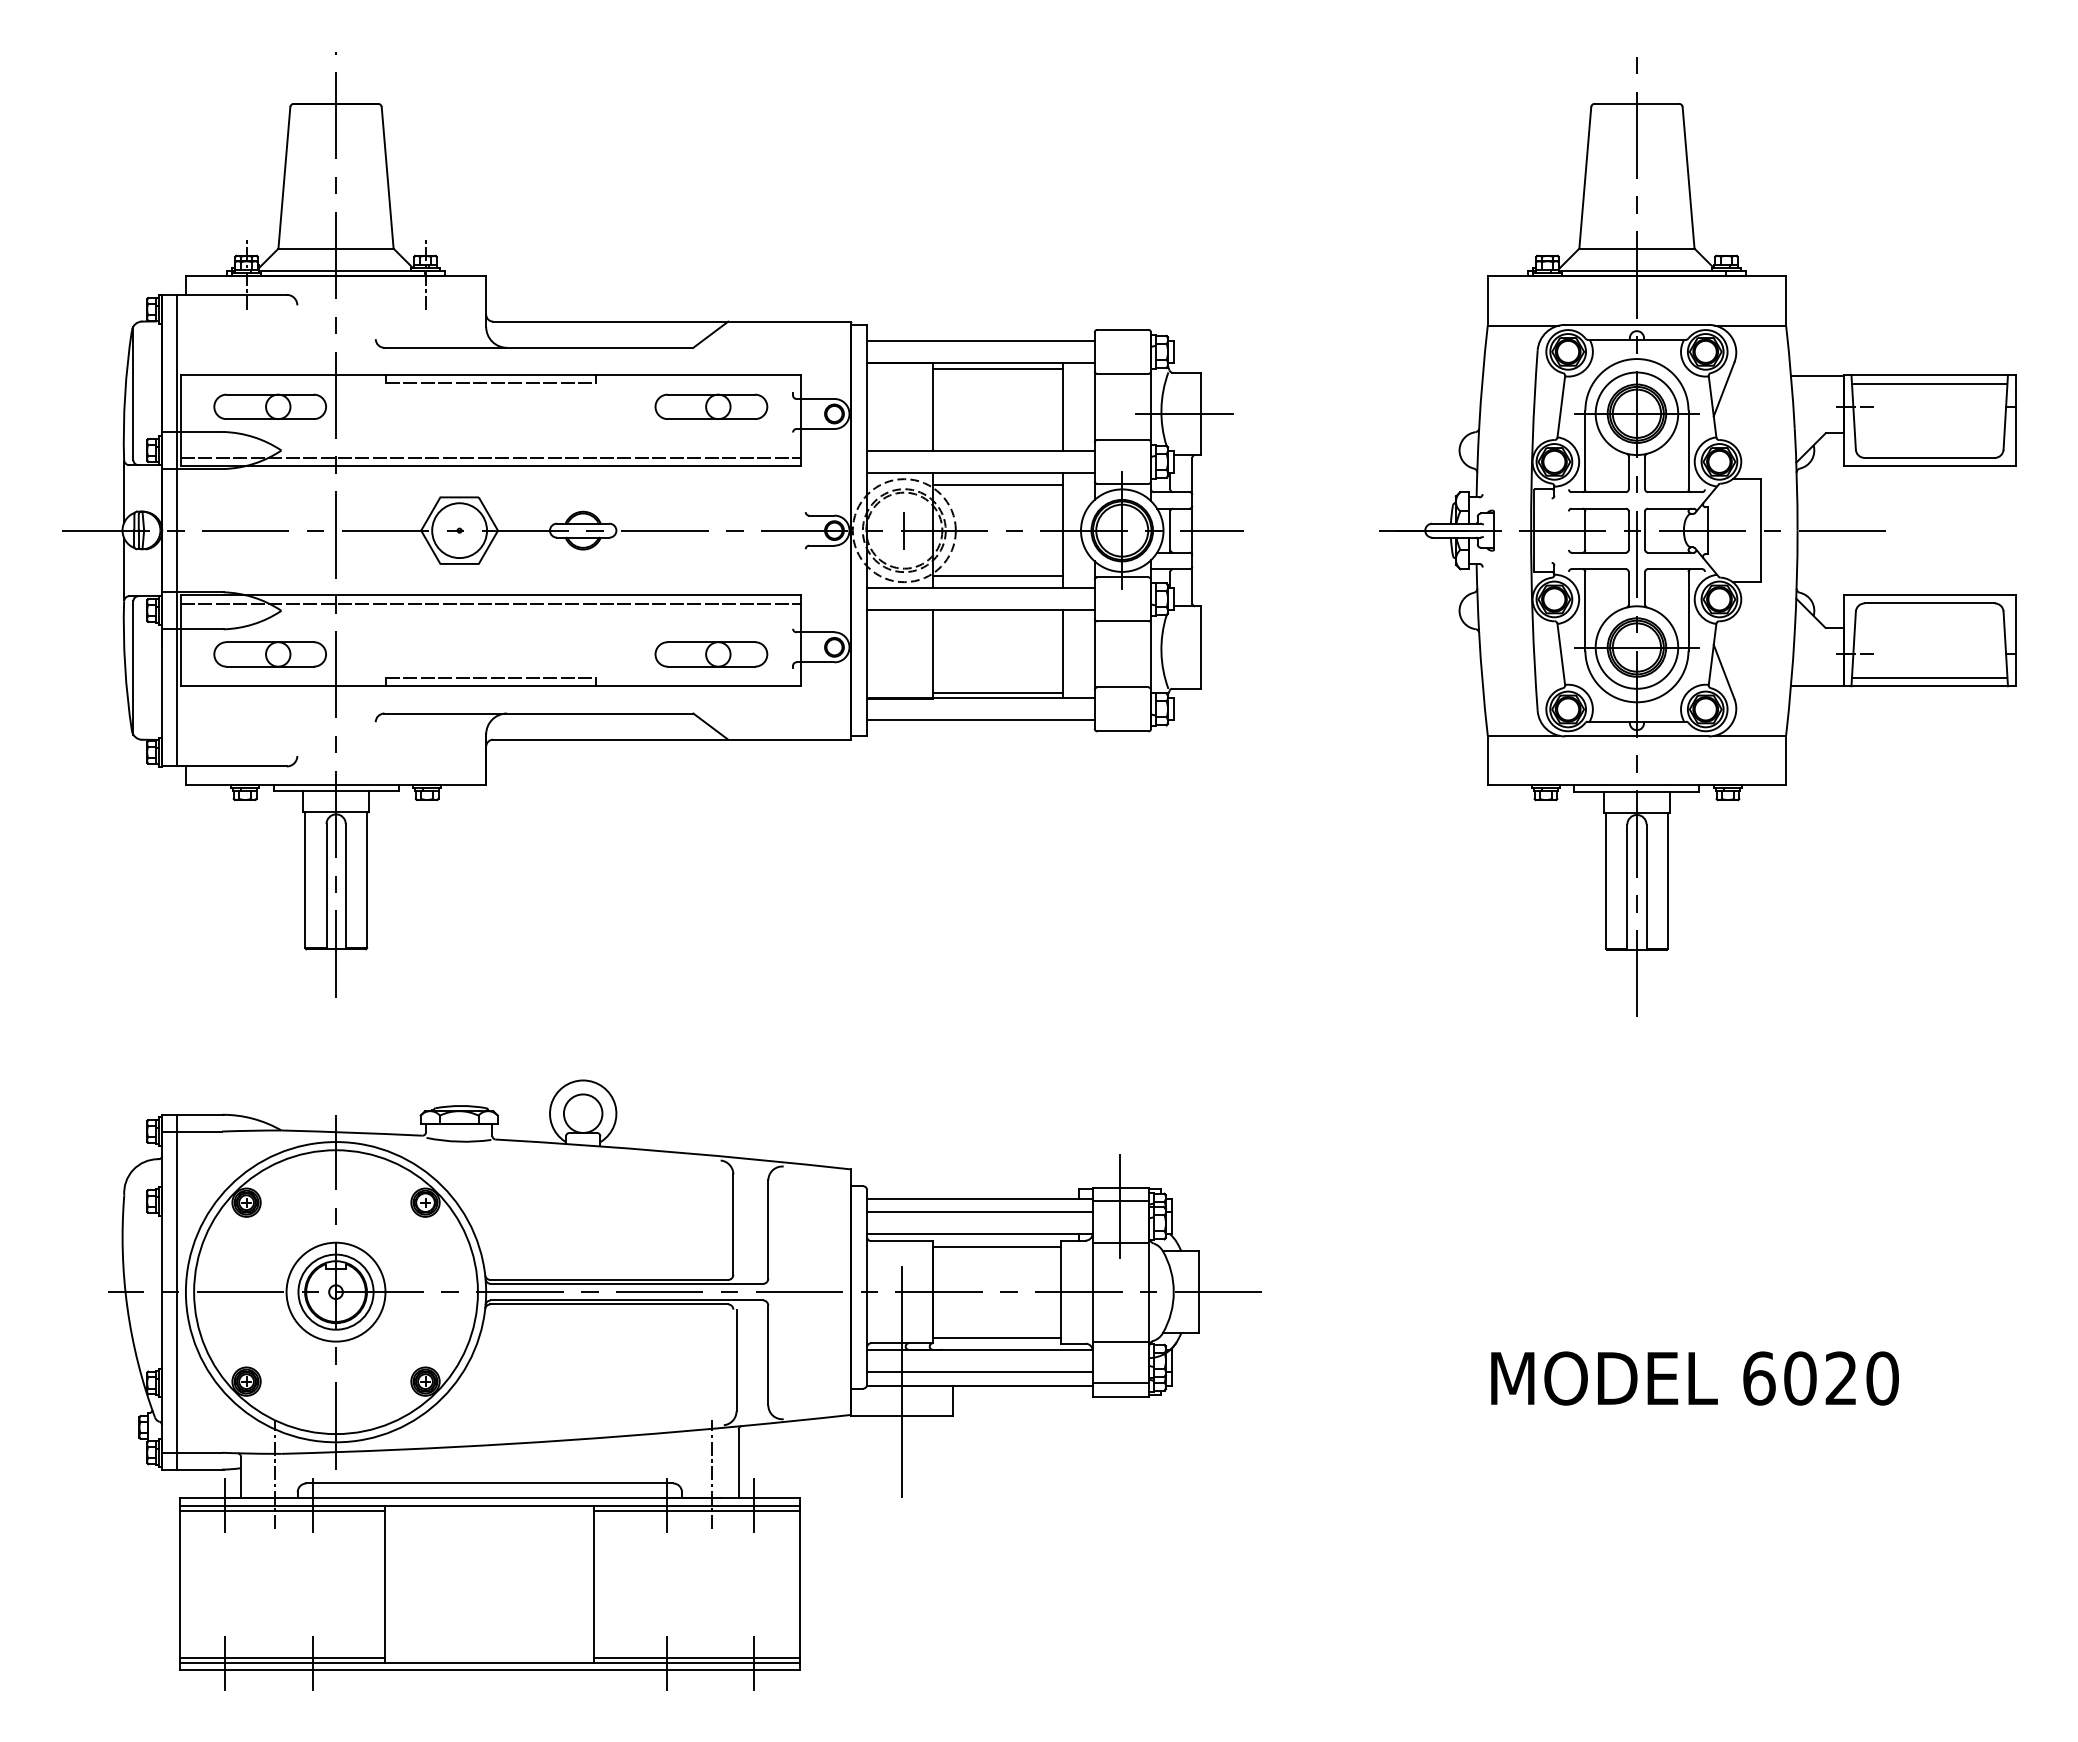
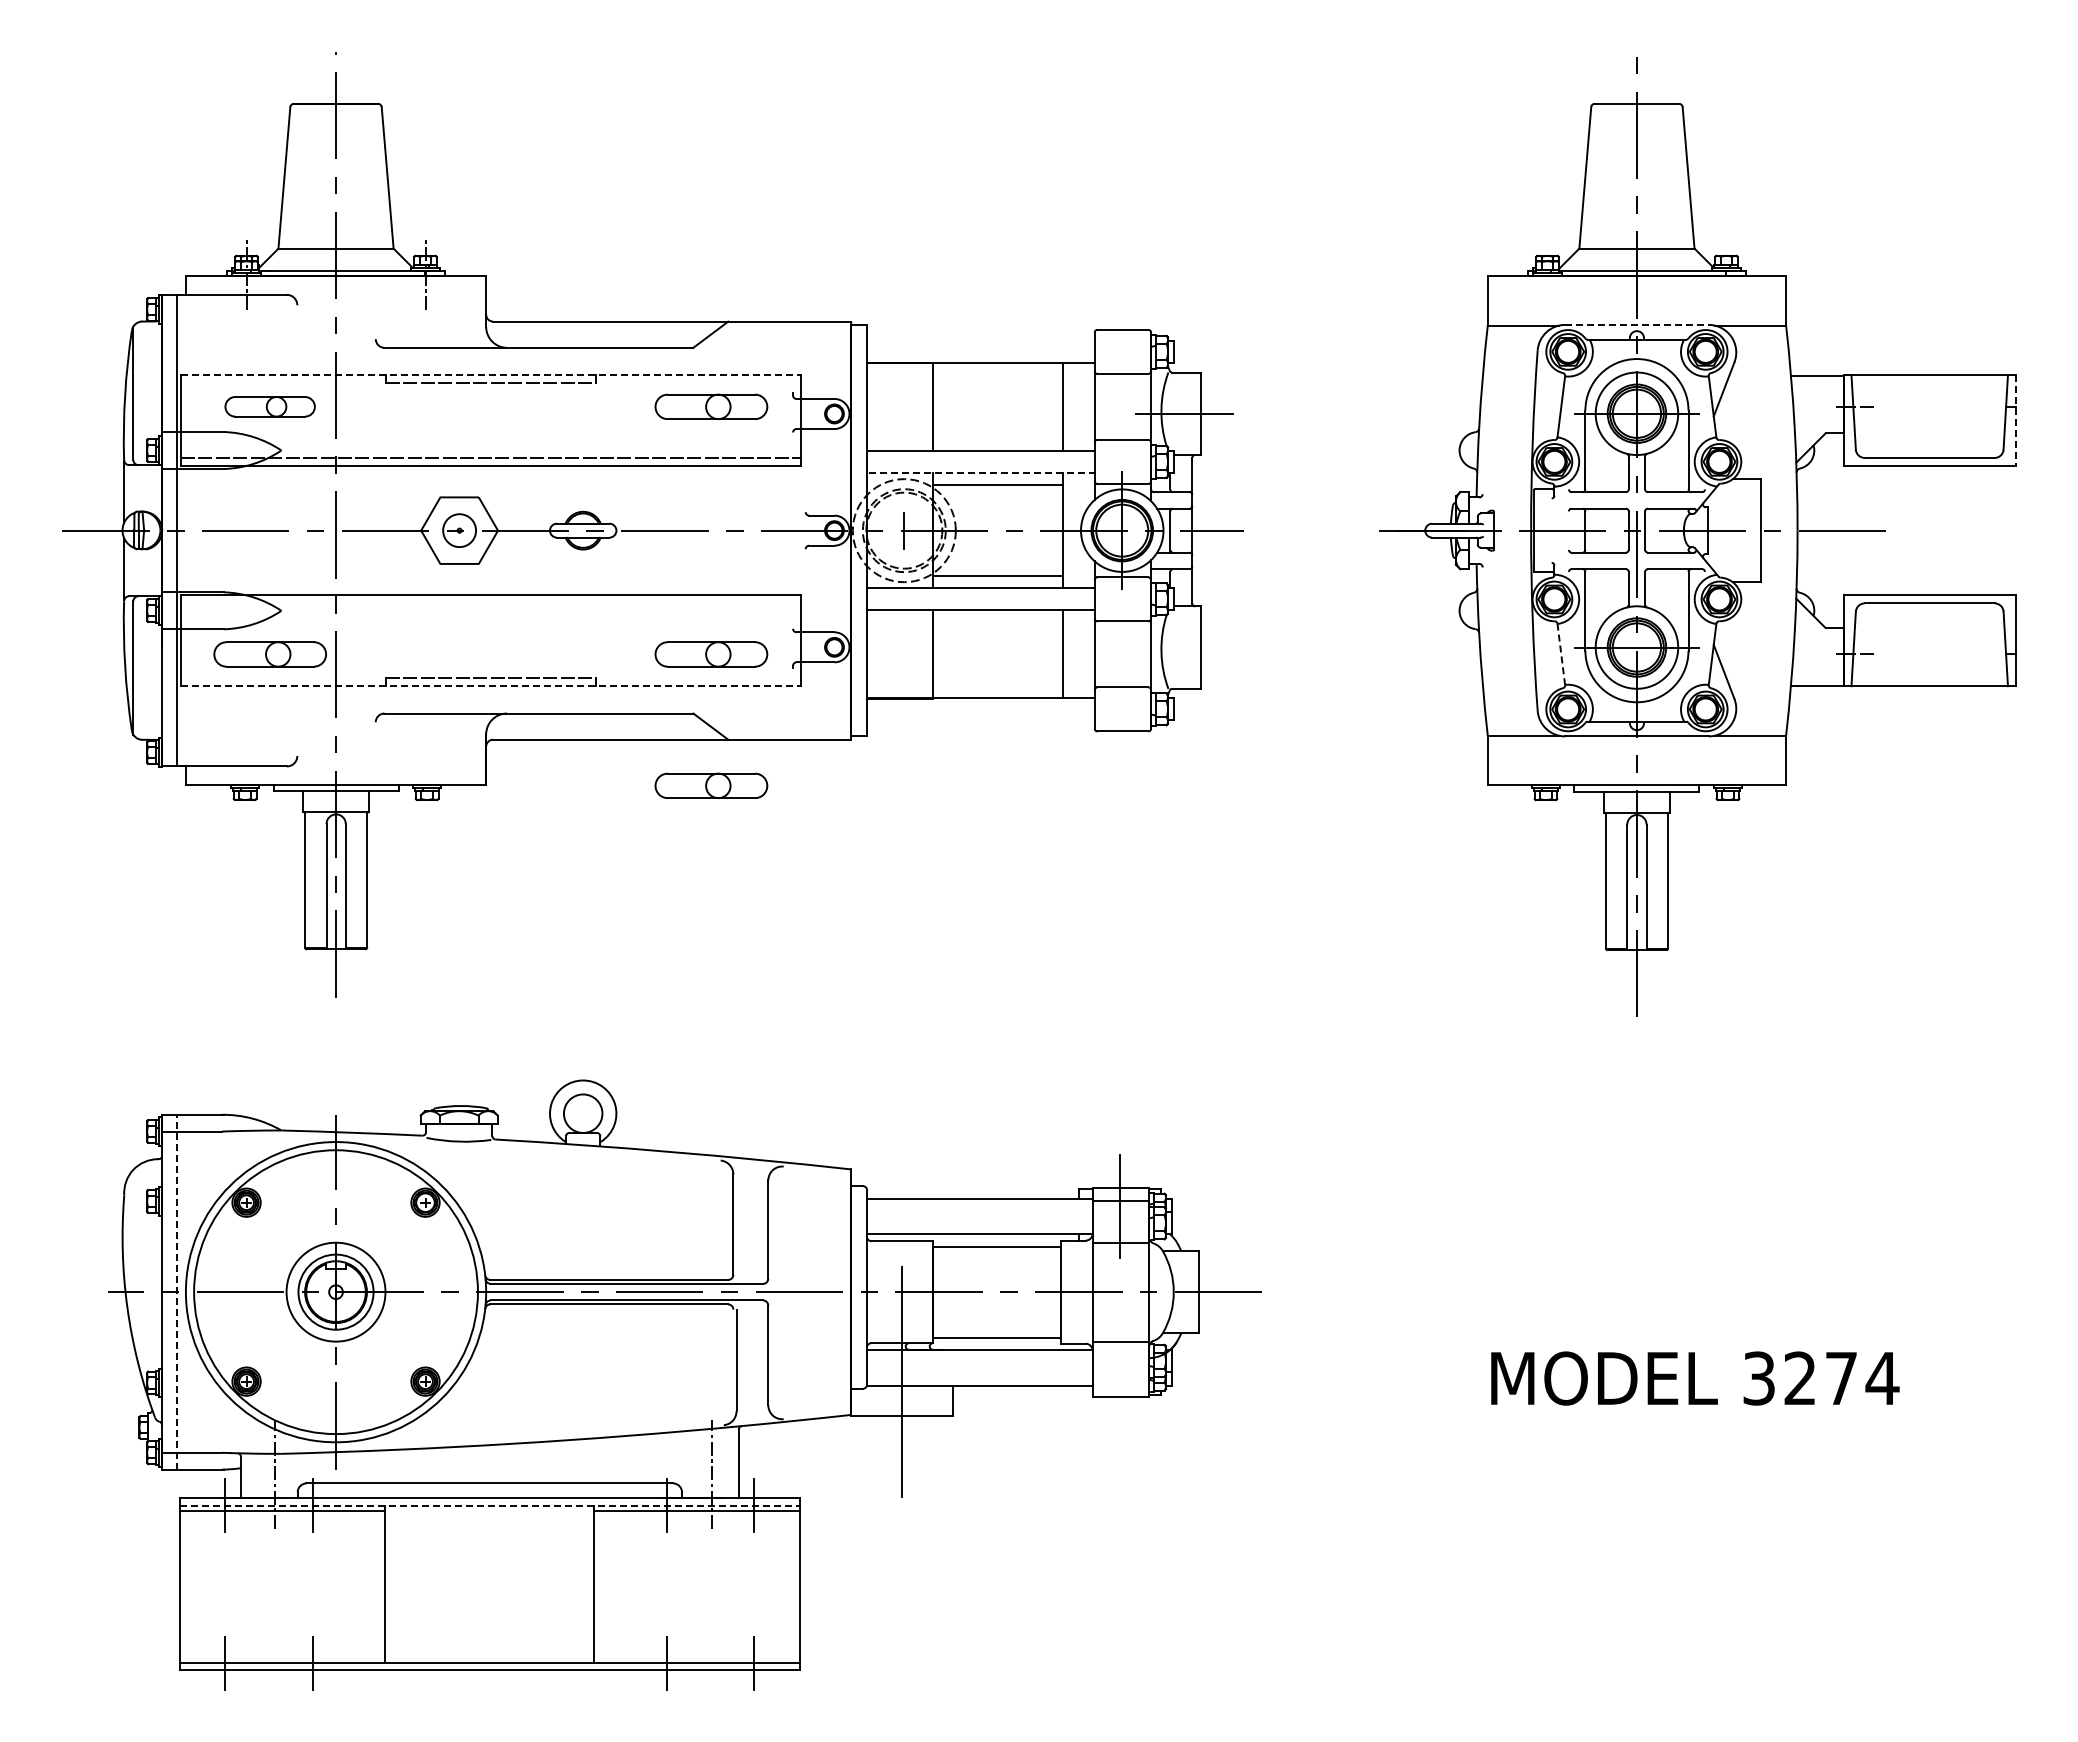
line: solid -> dashed (1636, 324)
line: present -> none (981, 340)
line: present -> none (998, 368)
line: solid -> dashed (491, 375)
line: present -> none (1929, 383)
part size: 114x27 px -> 92x22 px (269, 406)
line: solid -> dashed (2015, 421)
line: solid -> dashed (981, 472)
circle diameter: 55 px -> 33 px (459, 530)
line: present -> none (490, 603)
line: solid -> dashed (1561, 654)
line: present -> none (1929, 677)
line: solid -> dashed (491, 686)
line: present -> none (998, 692)
line: present -> none (980, 720)
part: none -> present (711, 785)
line: present -> none (979, 1212)
line: solid -> dashed (176, 1291)
line: present -> none (979, 1371)
text: 6020 -> 3274 (1821, 1378)
line: present -> none (1120, 1382)
line: solid -> dashed (490, 1506)
line: present -> none (281, 1657)
line: present -> none (696, 1657)
